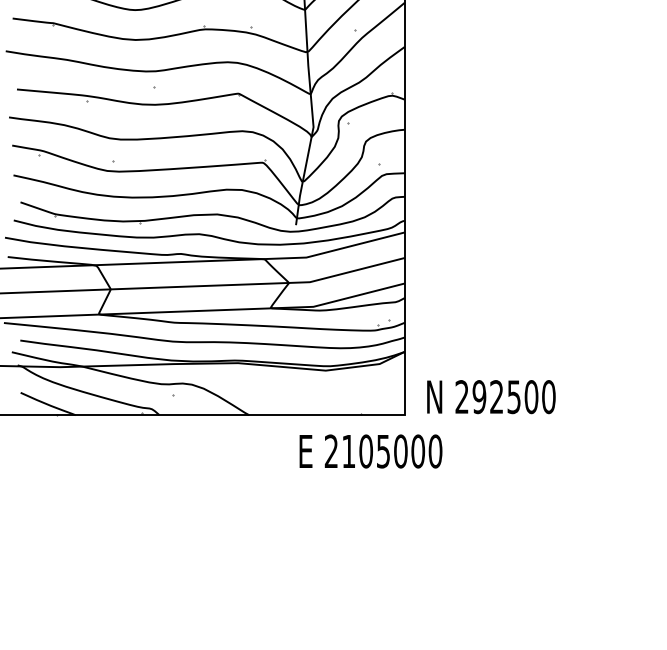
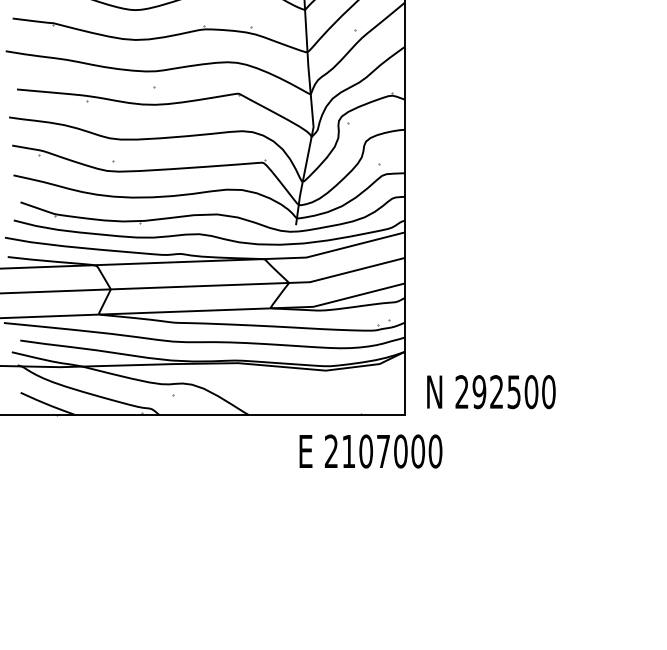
text position: (491, 397) -> (491, 392) (491, 392)
text: 2105000 -> 2107000 (383, 451)
